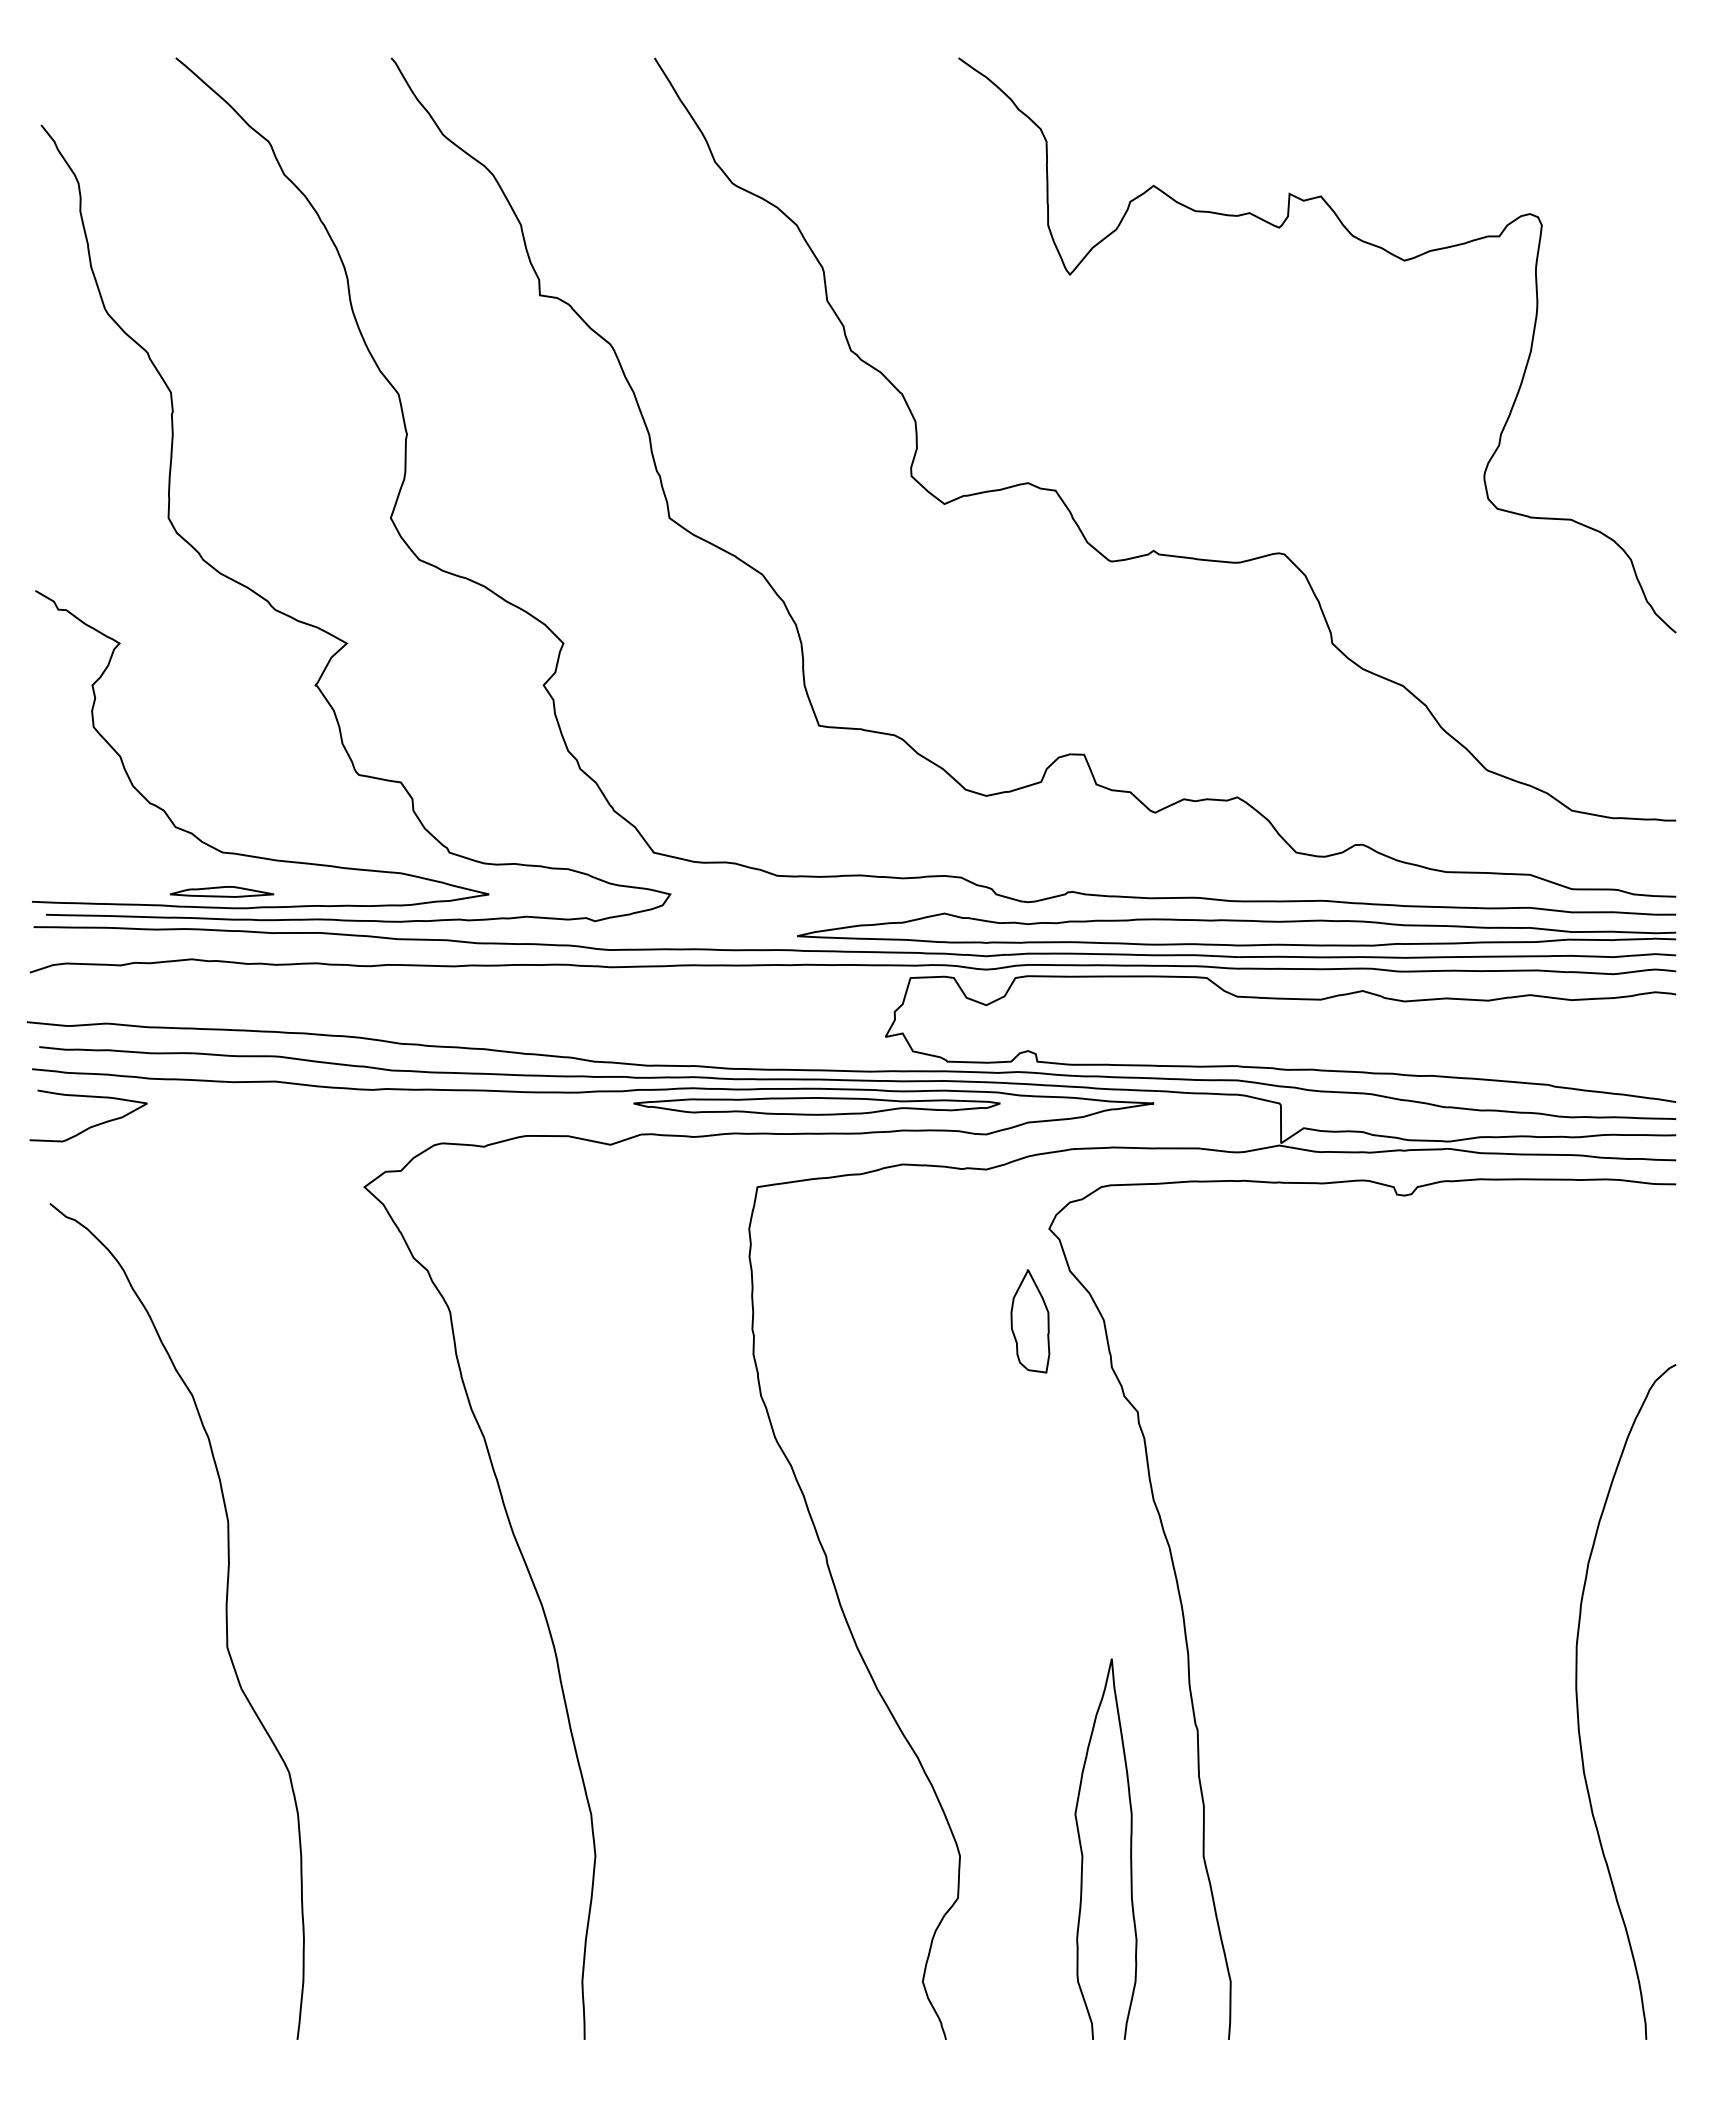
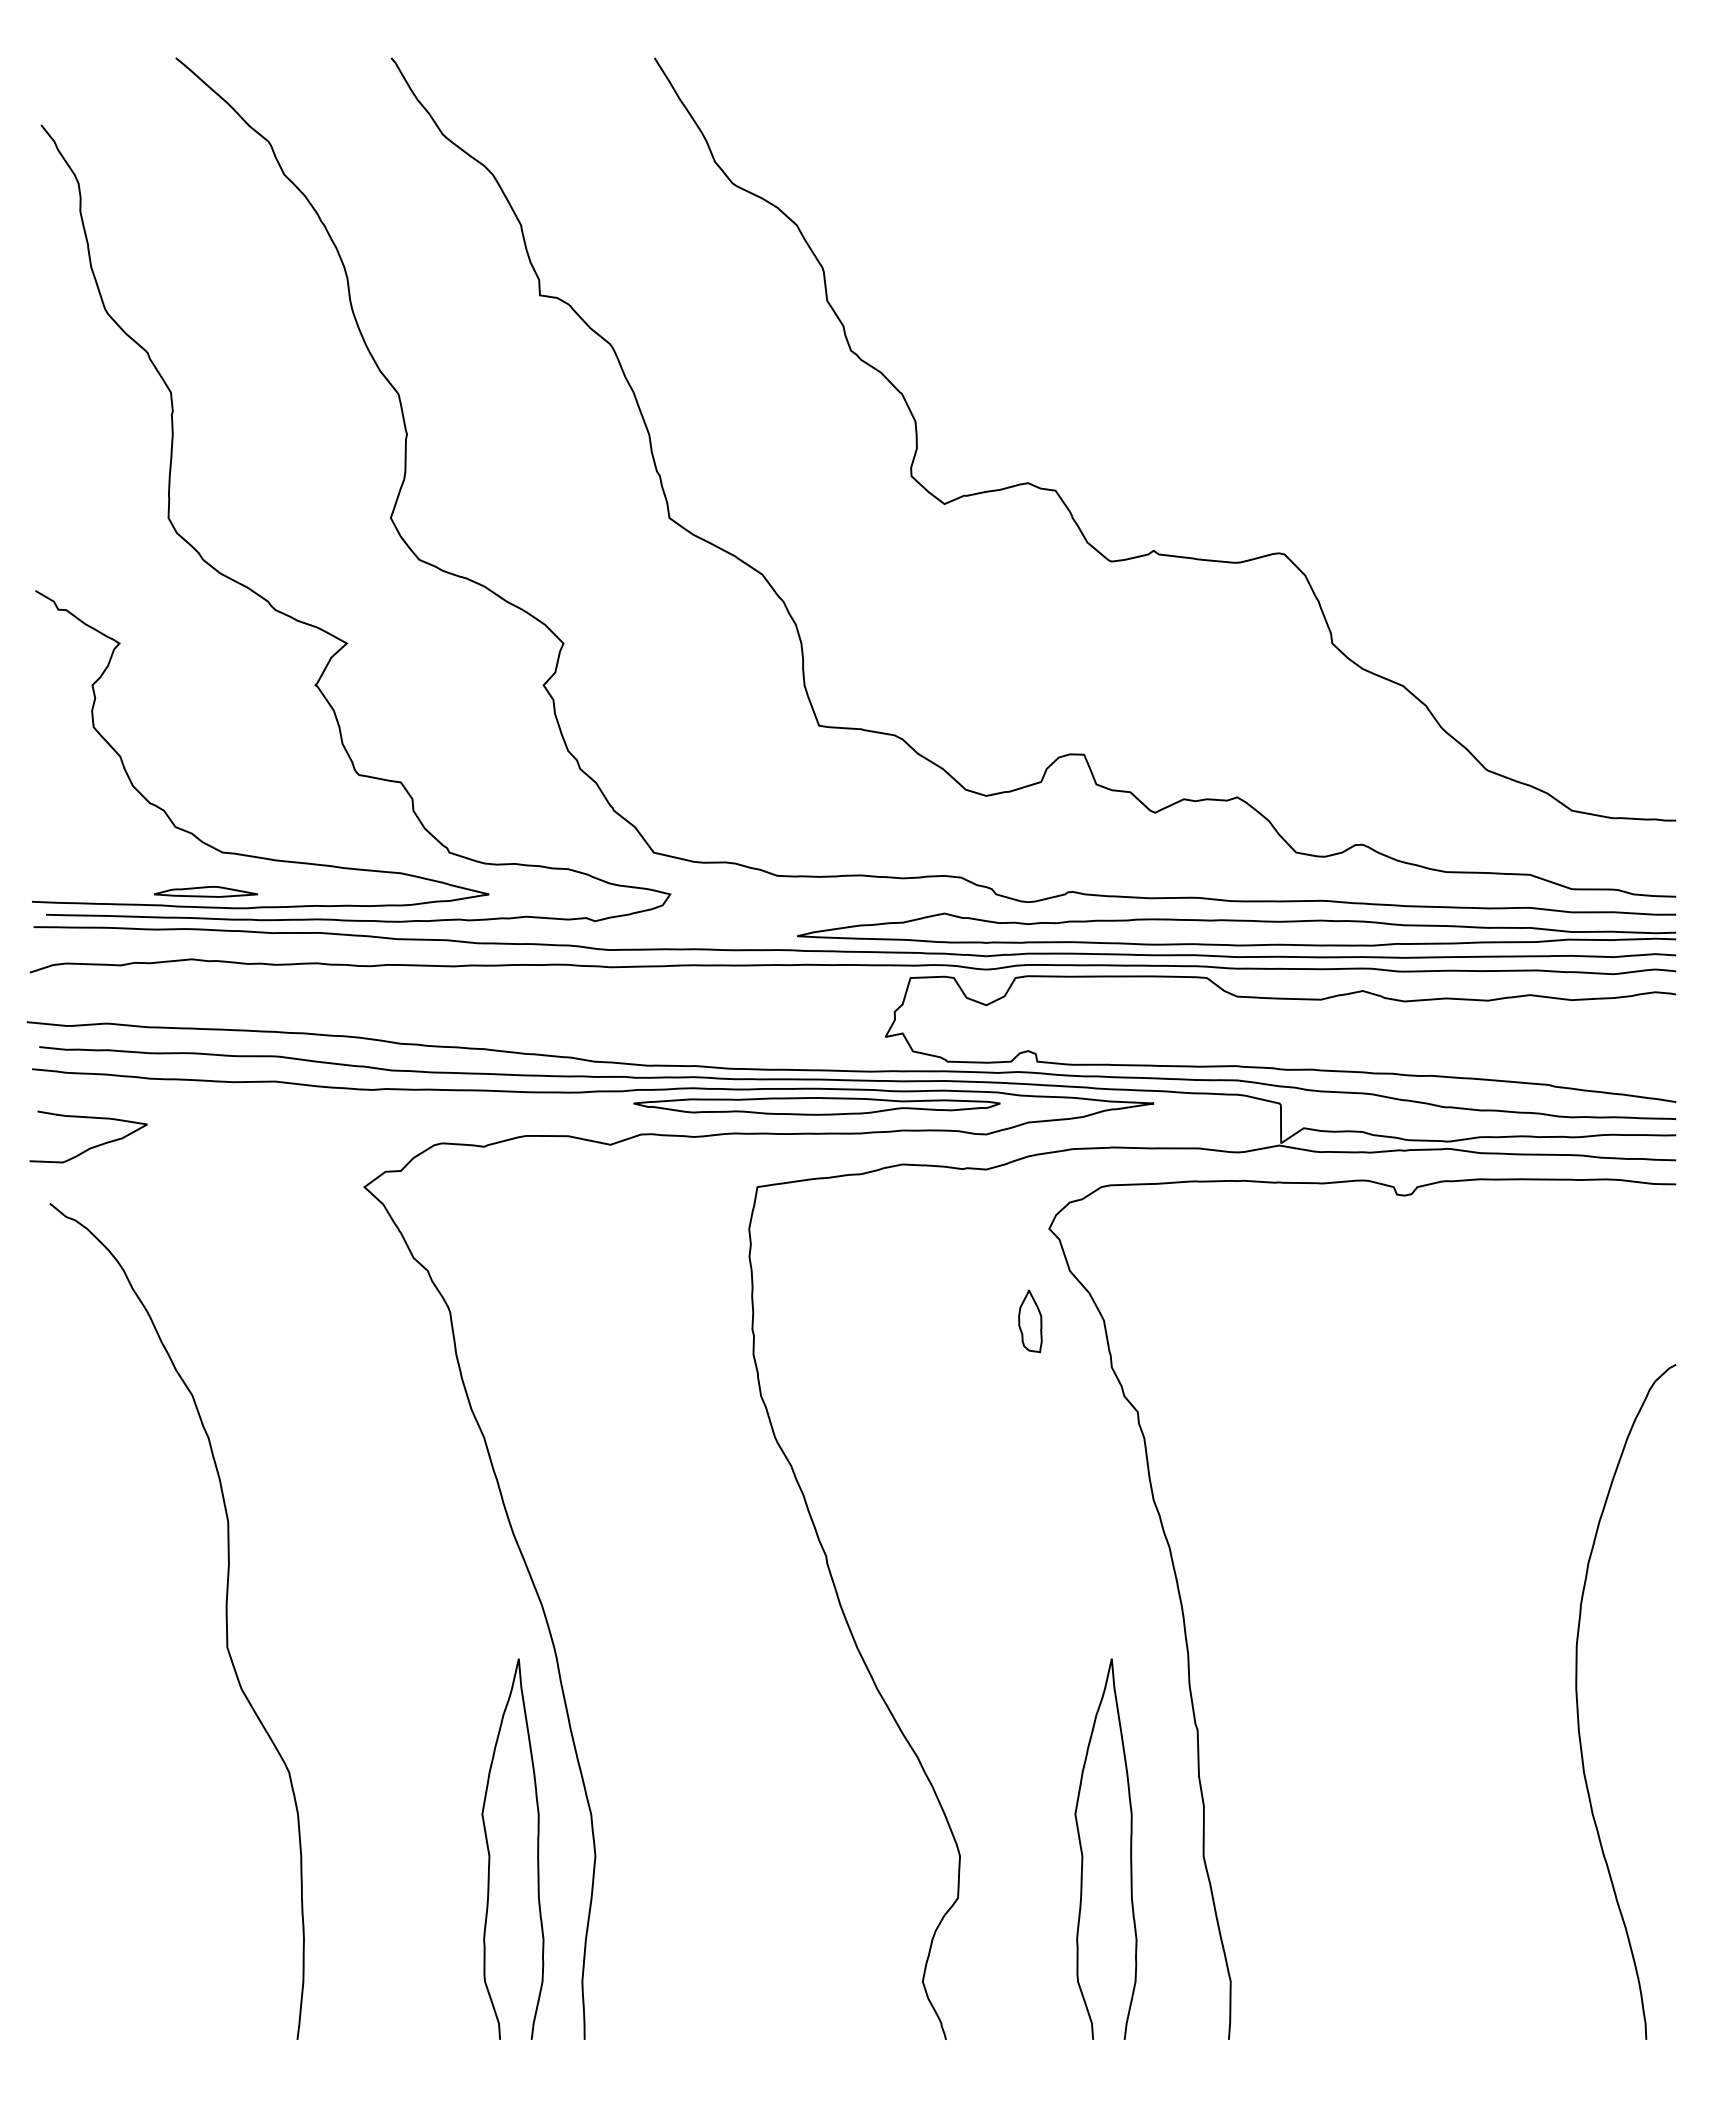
curve: present -> none (1362, 242)
part position: (222, 891) -> (206, 891) (206, 891)
curve position: (92, 1125) -> (92, 1146) (92, 1146)
part size: 41x105 px -> 25x65 px (1030, 1321)
curve: none -> present (490, 1854)
